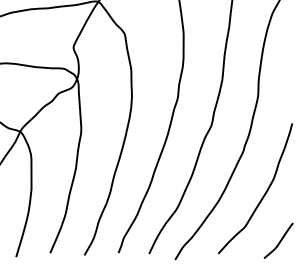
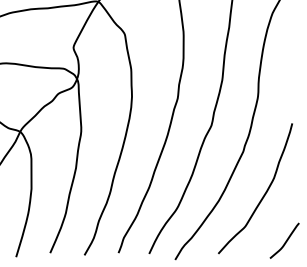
curve position: (279, 241) -> (285, 241) (285, 241)
